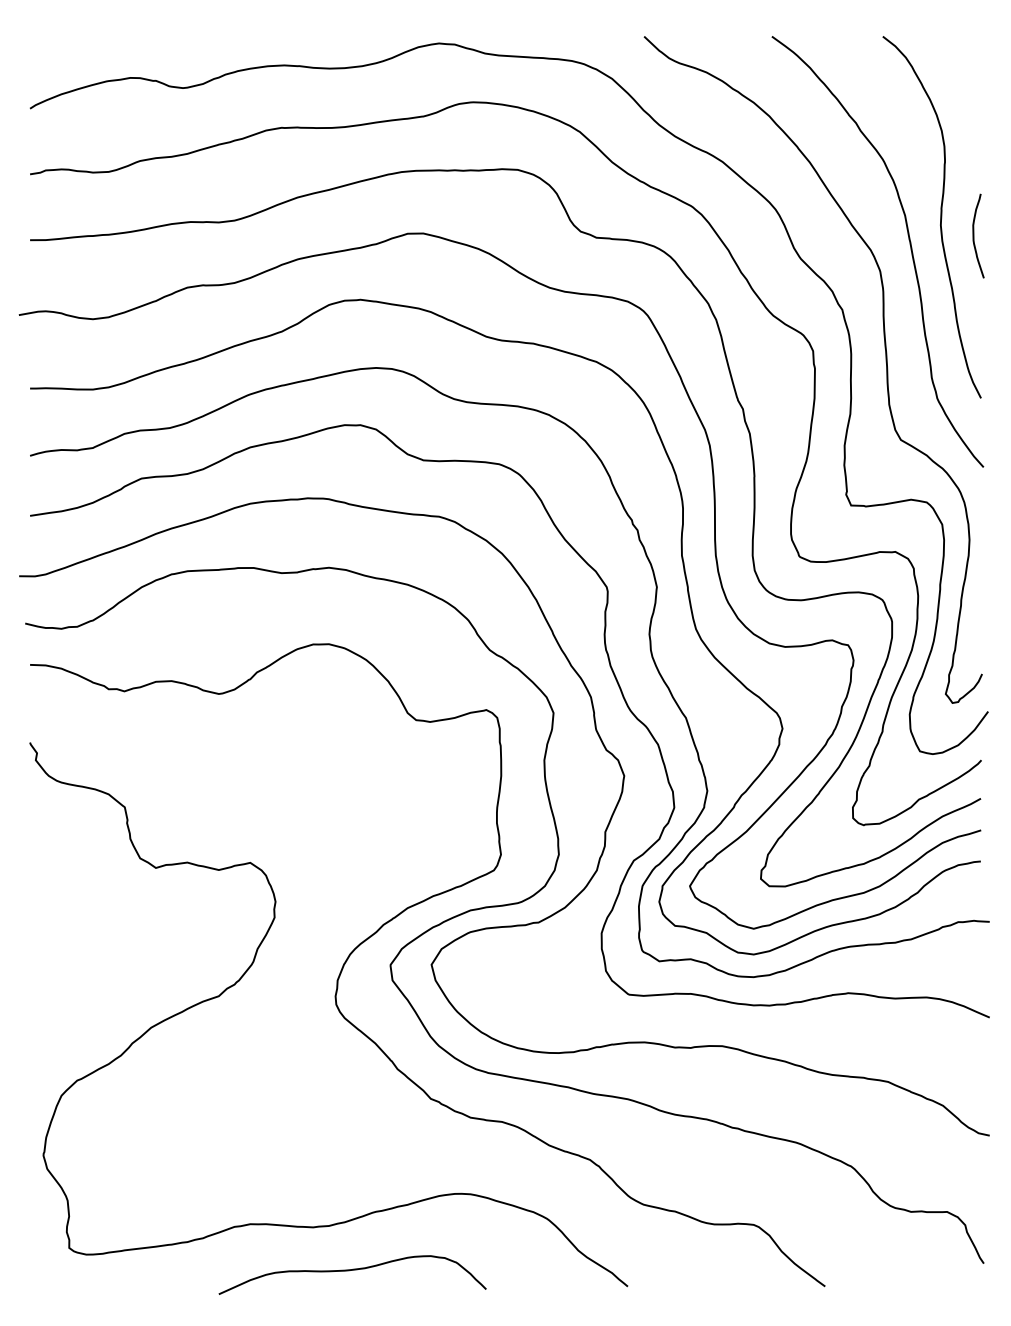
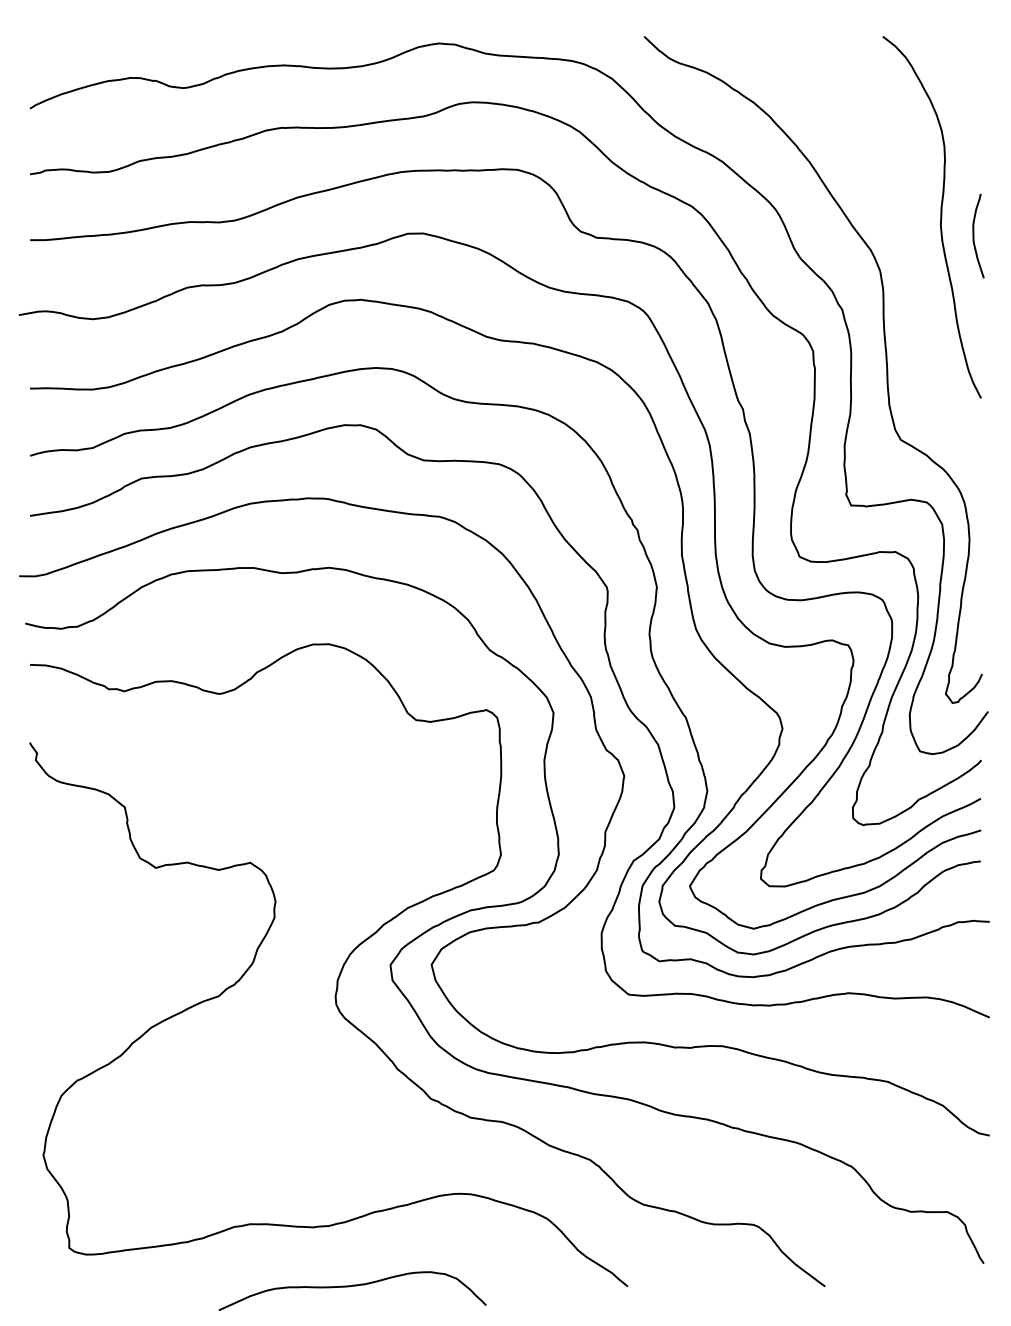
curve: present -> none (909, 244)
curve position: (352, 1270) -> (352, 1286) (352, 1286)
